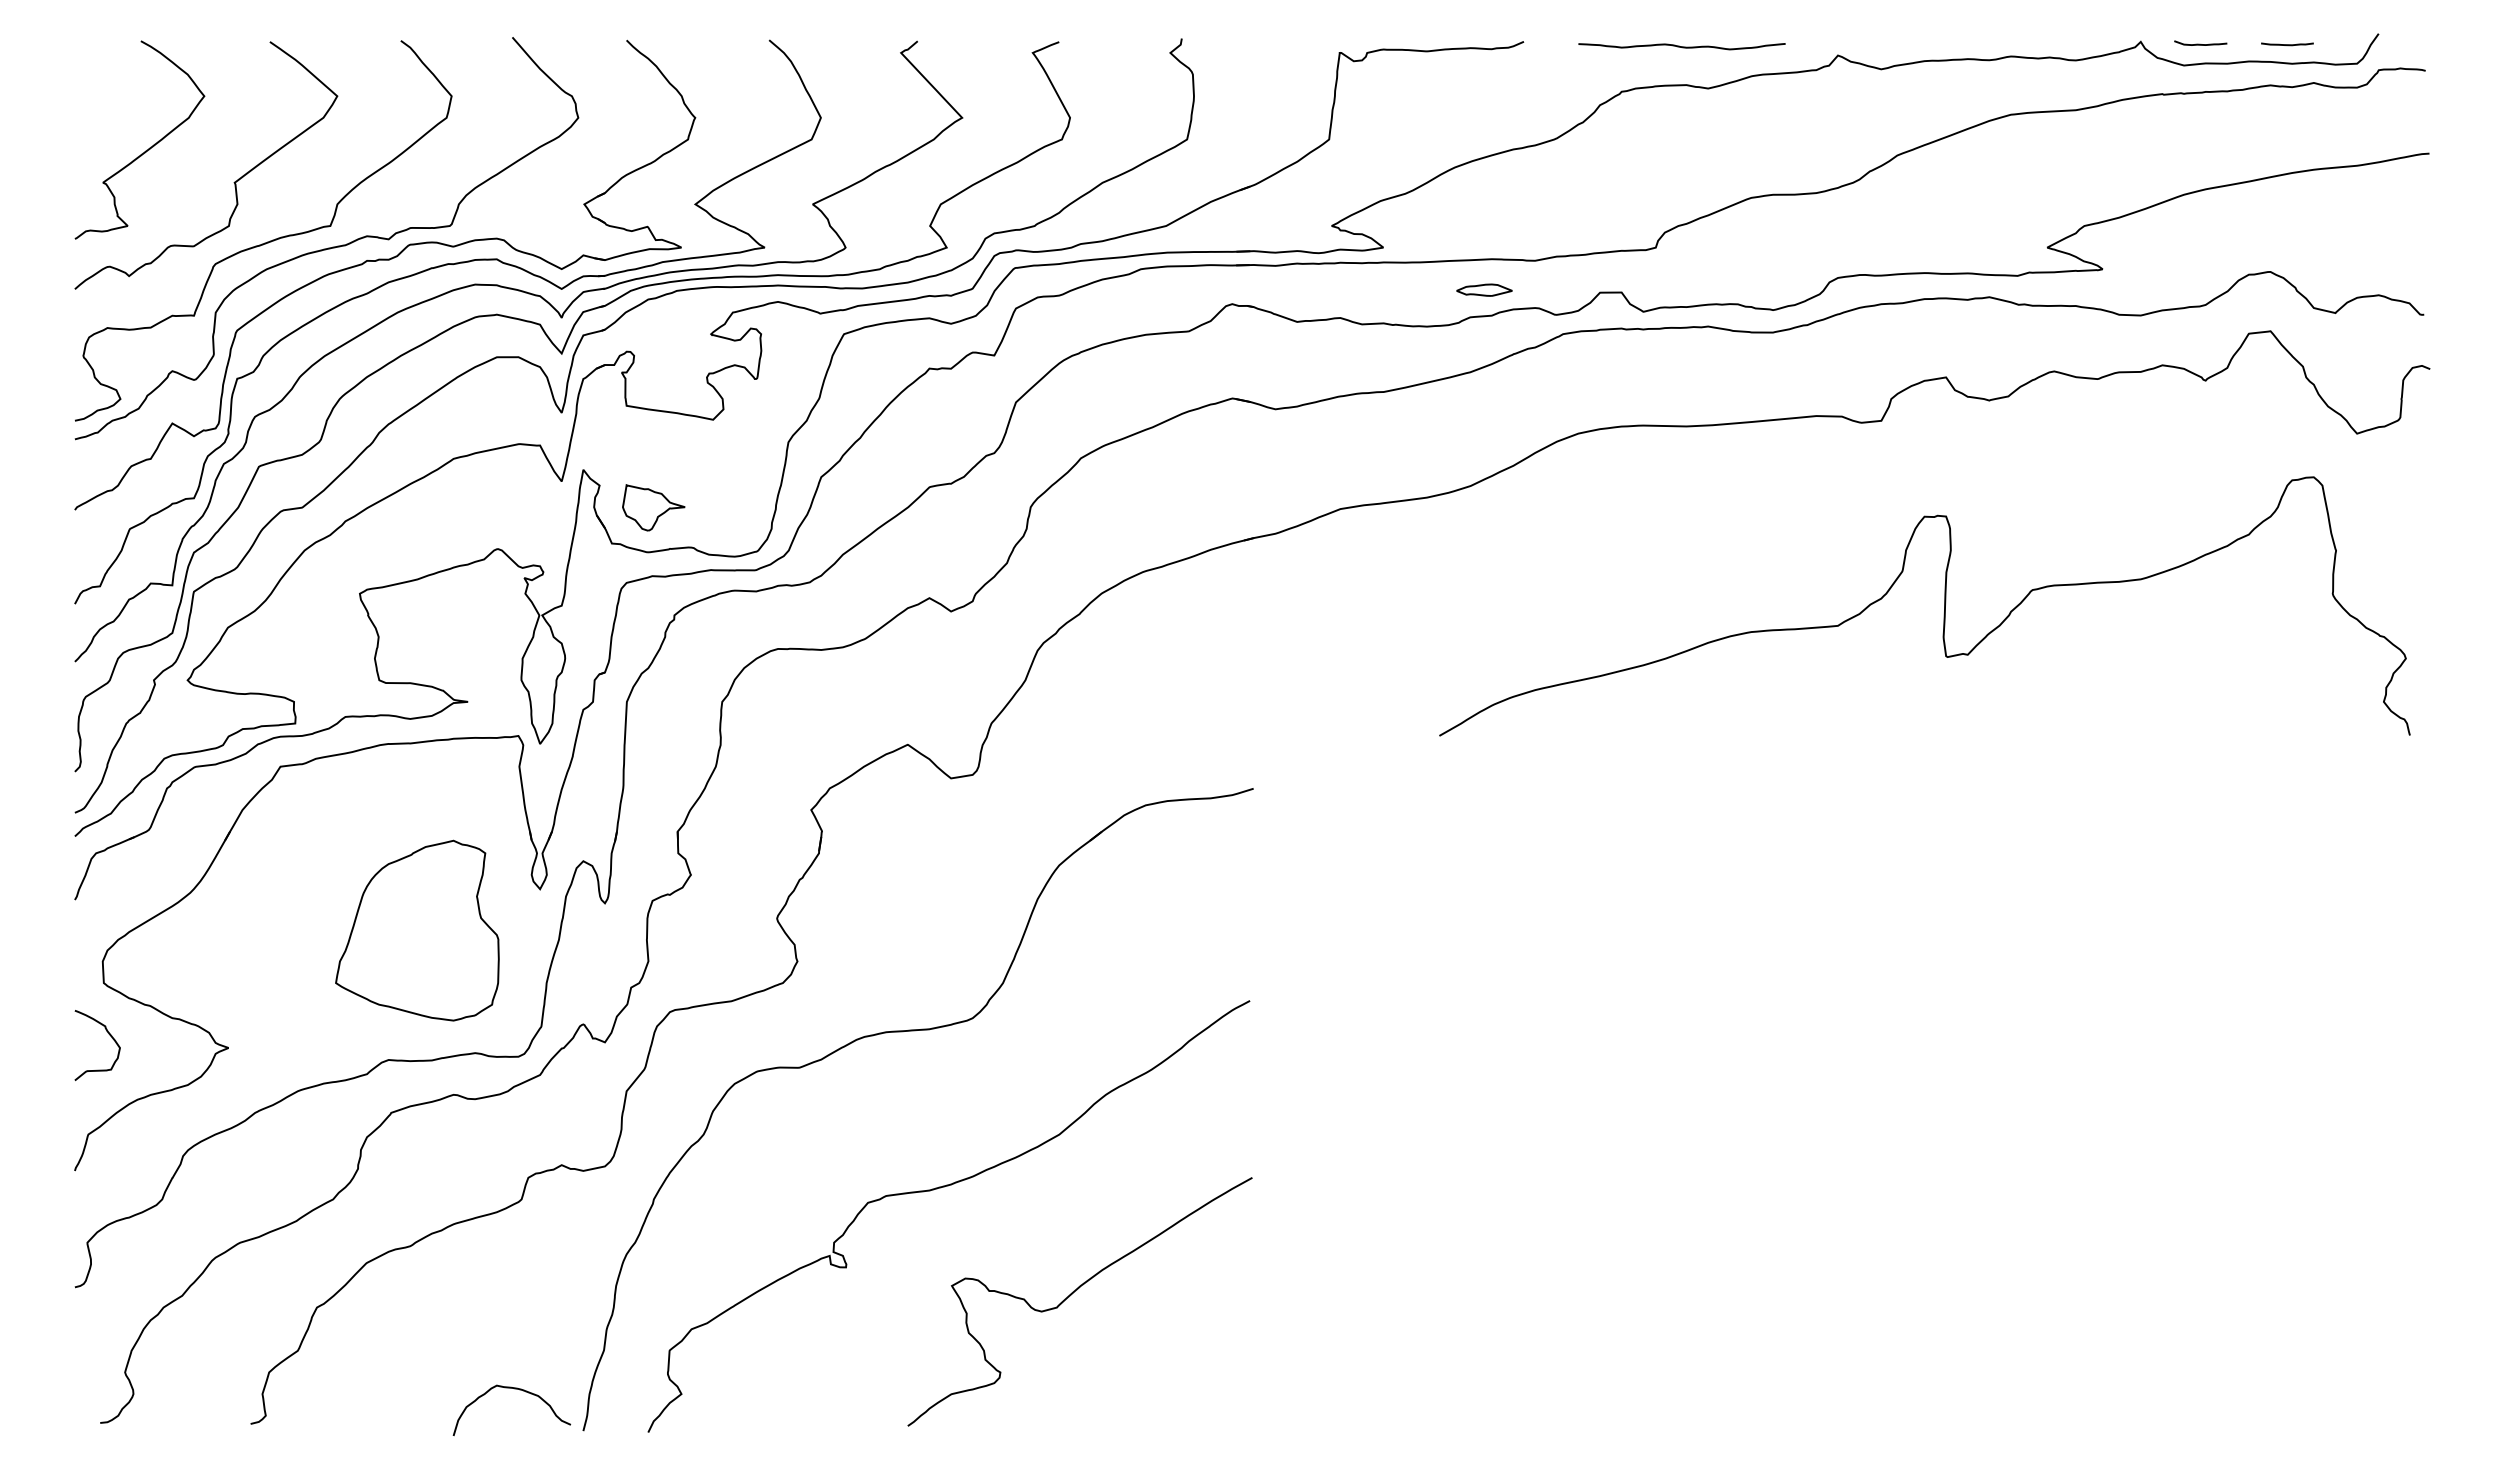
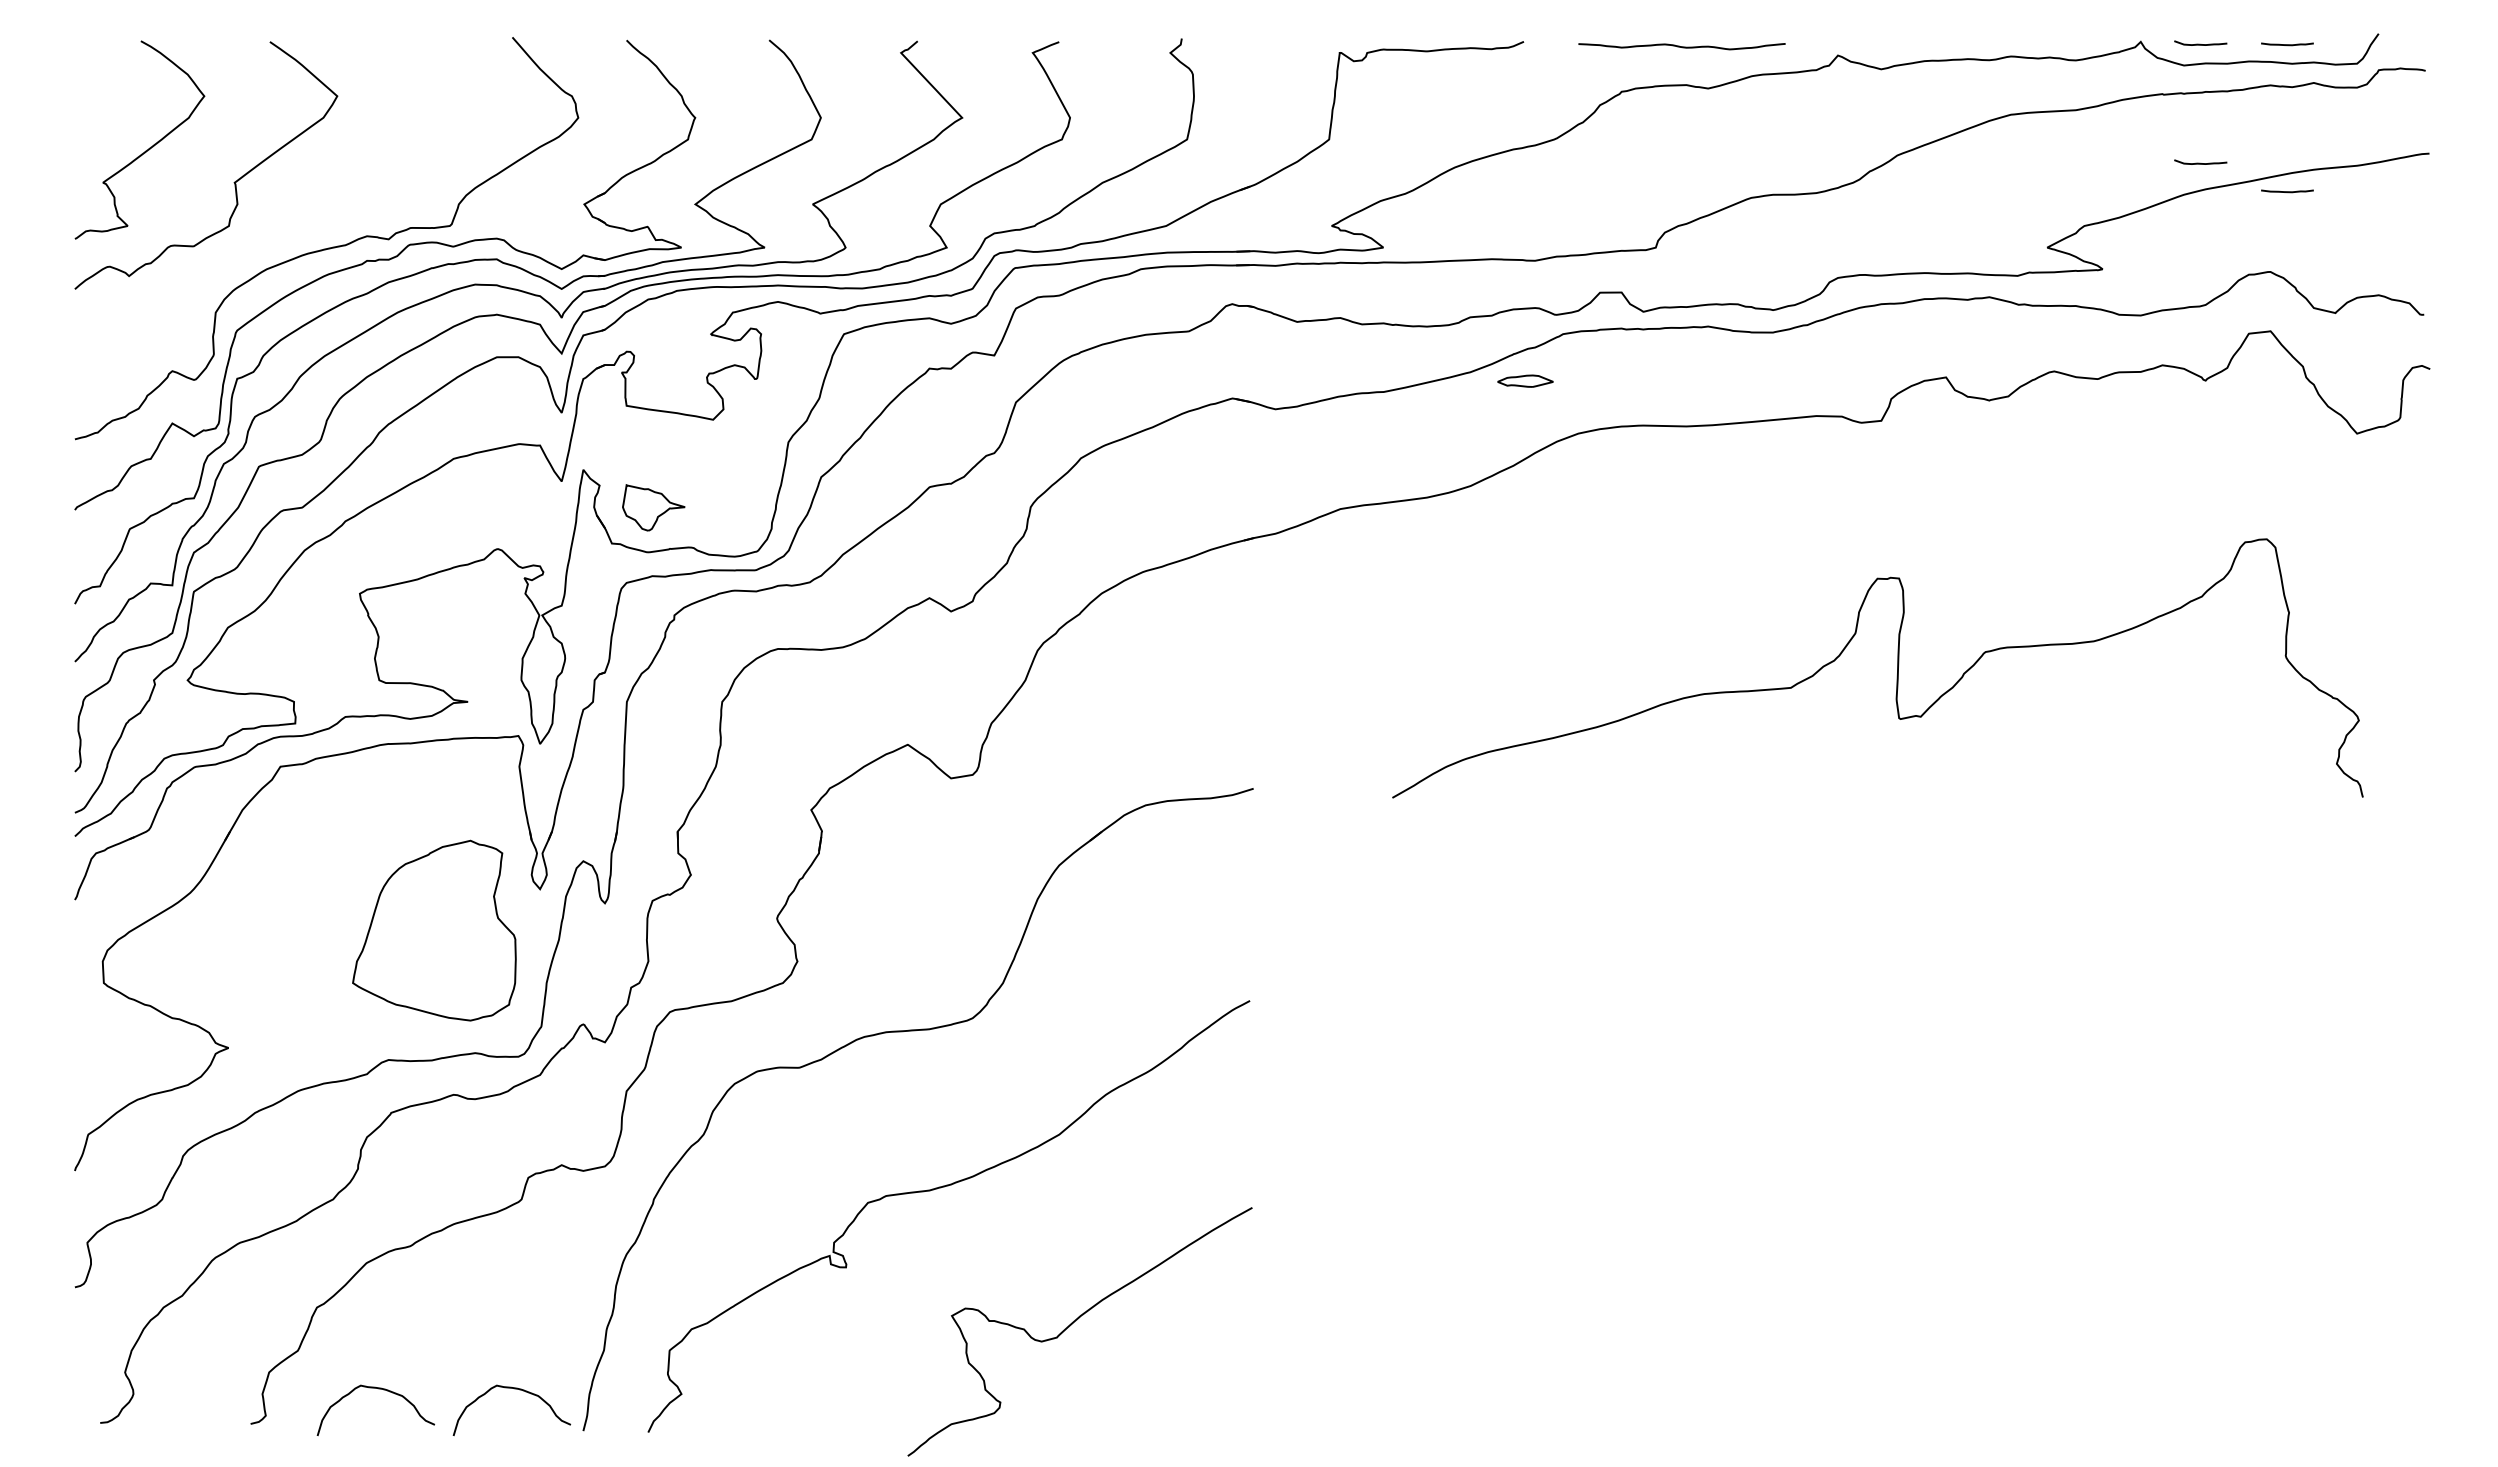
curve: none -> present (2200, 162)
curve: none -> present (2287, 191)
curve: present -> none (267, 241)
part position: (1484, 289) -> (1525, 380) (1525, 380)
curve position: (1944, 606) -> (1897, 668) (1897, 668)
part position: (417, 930) -> (434, 930) (434, 930)
curve: present -> none (108, 1034)
curve position: (1072, 1294) -> (1072, 1324) (1072, 1324)
curve: none -> present (378, 1389)
